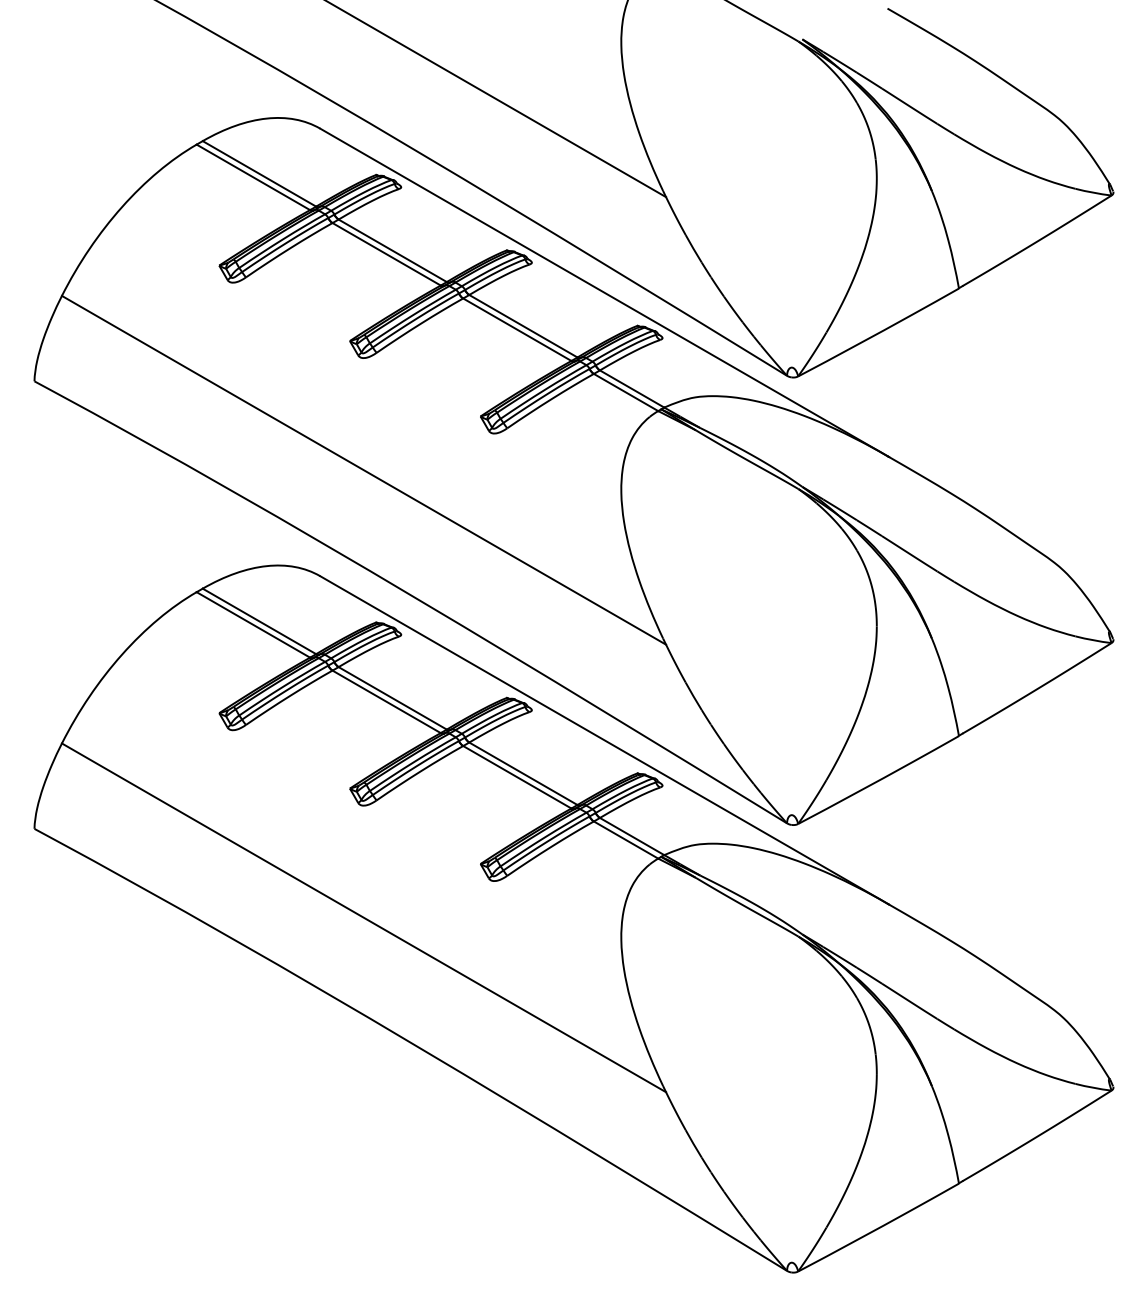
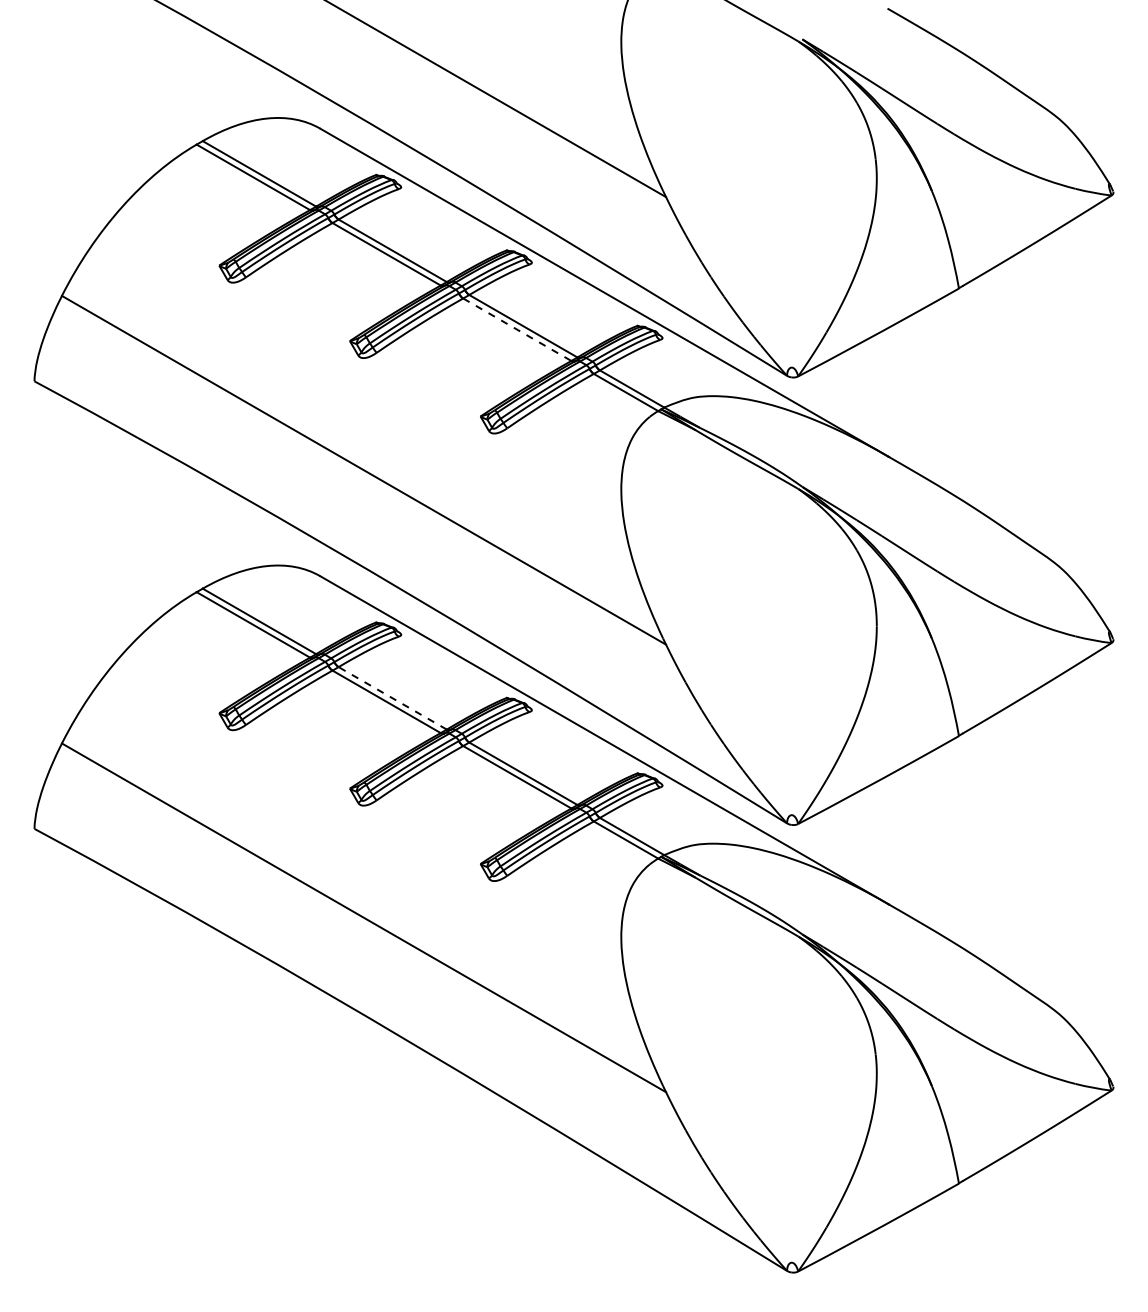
line: solid -> dashed (517, 329)
line: solid -> dashed (392, 698)
